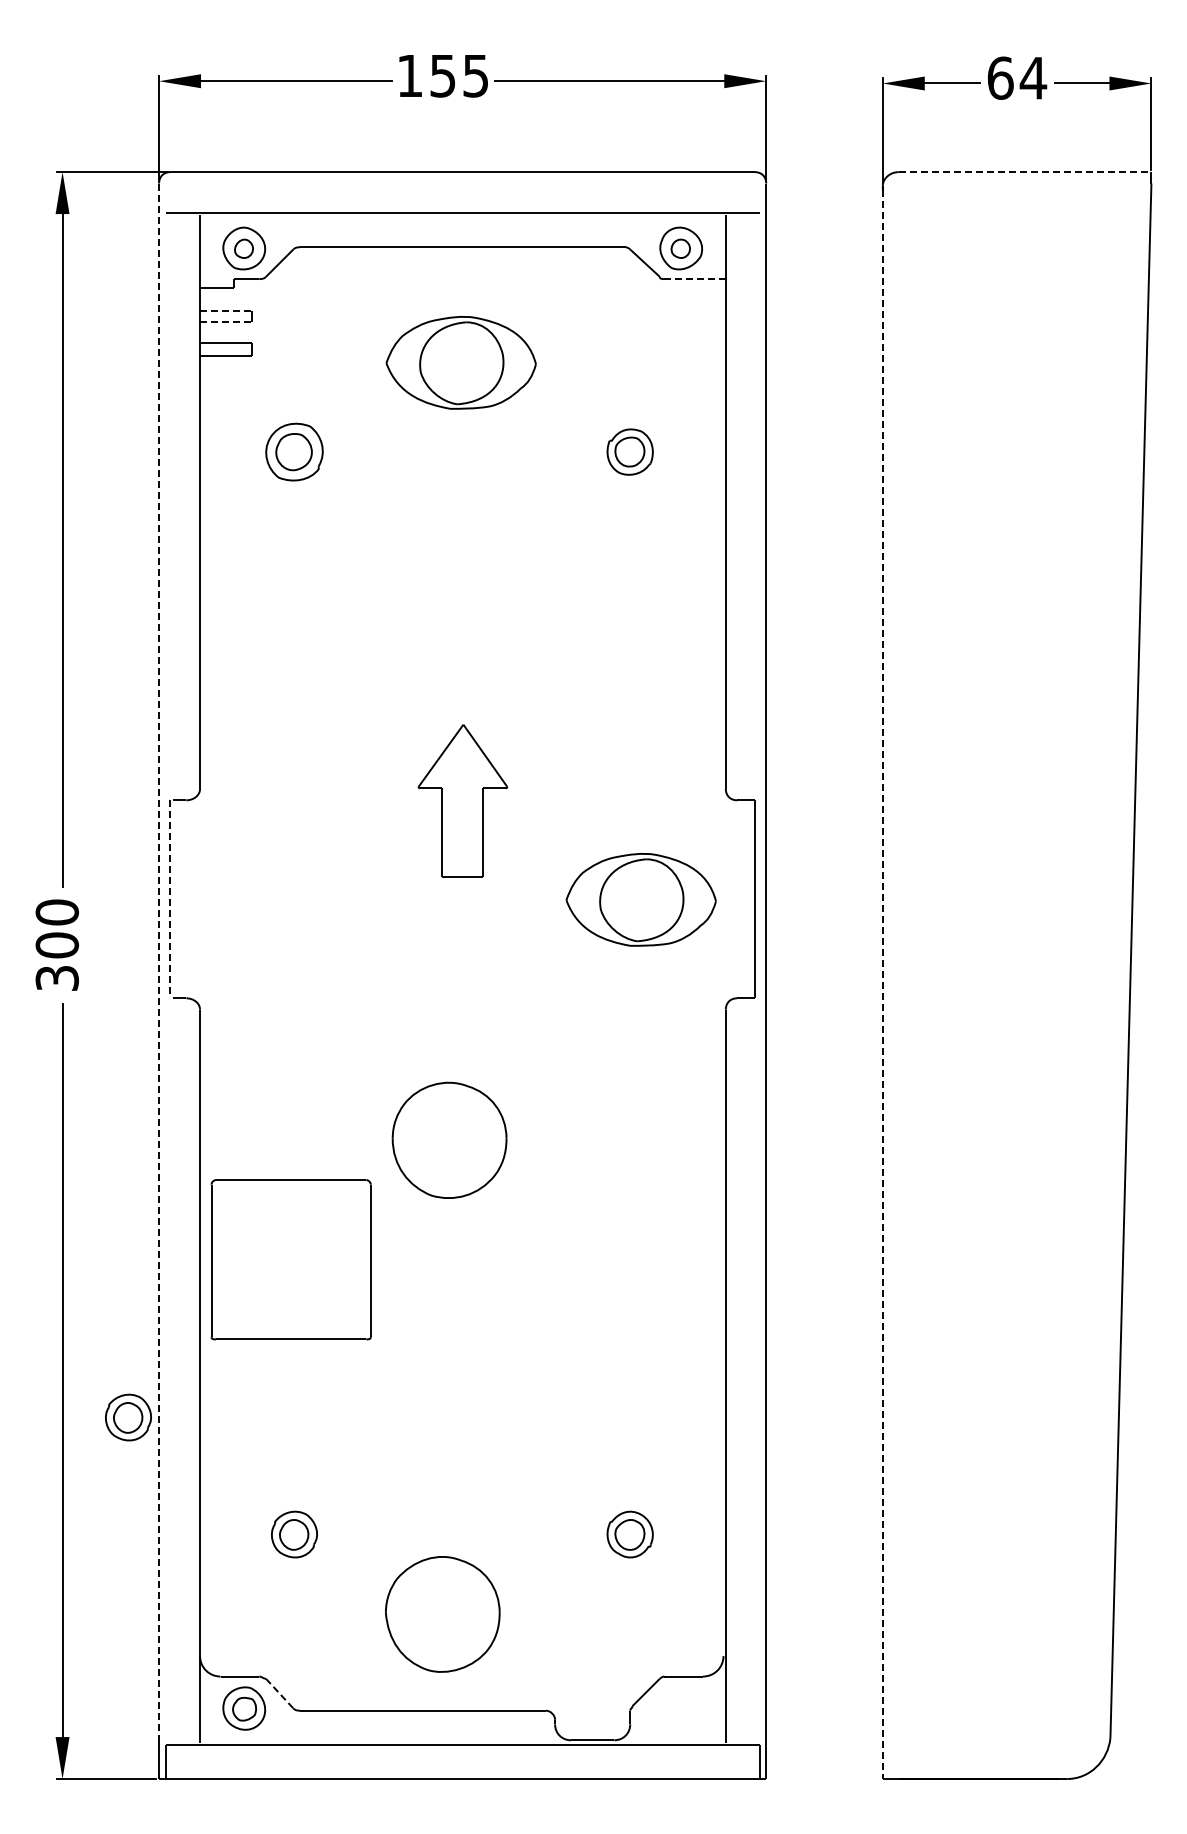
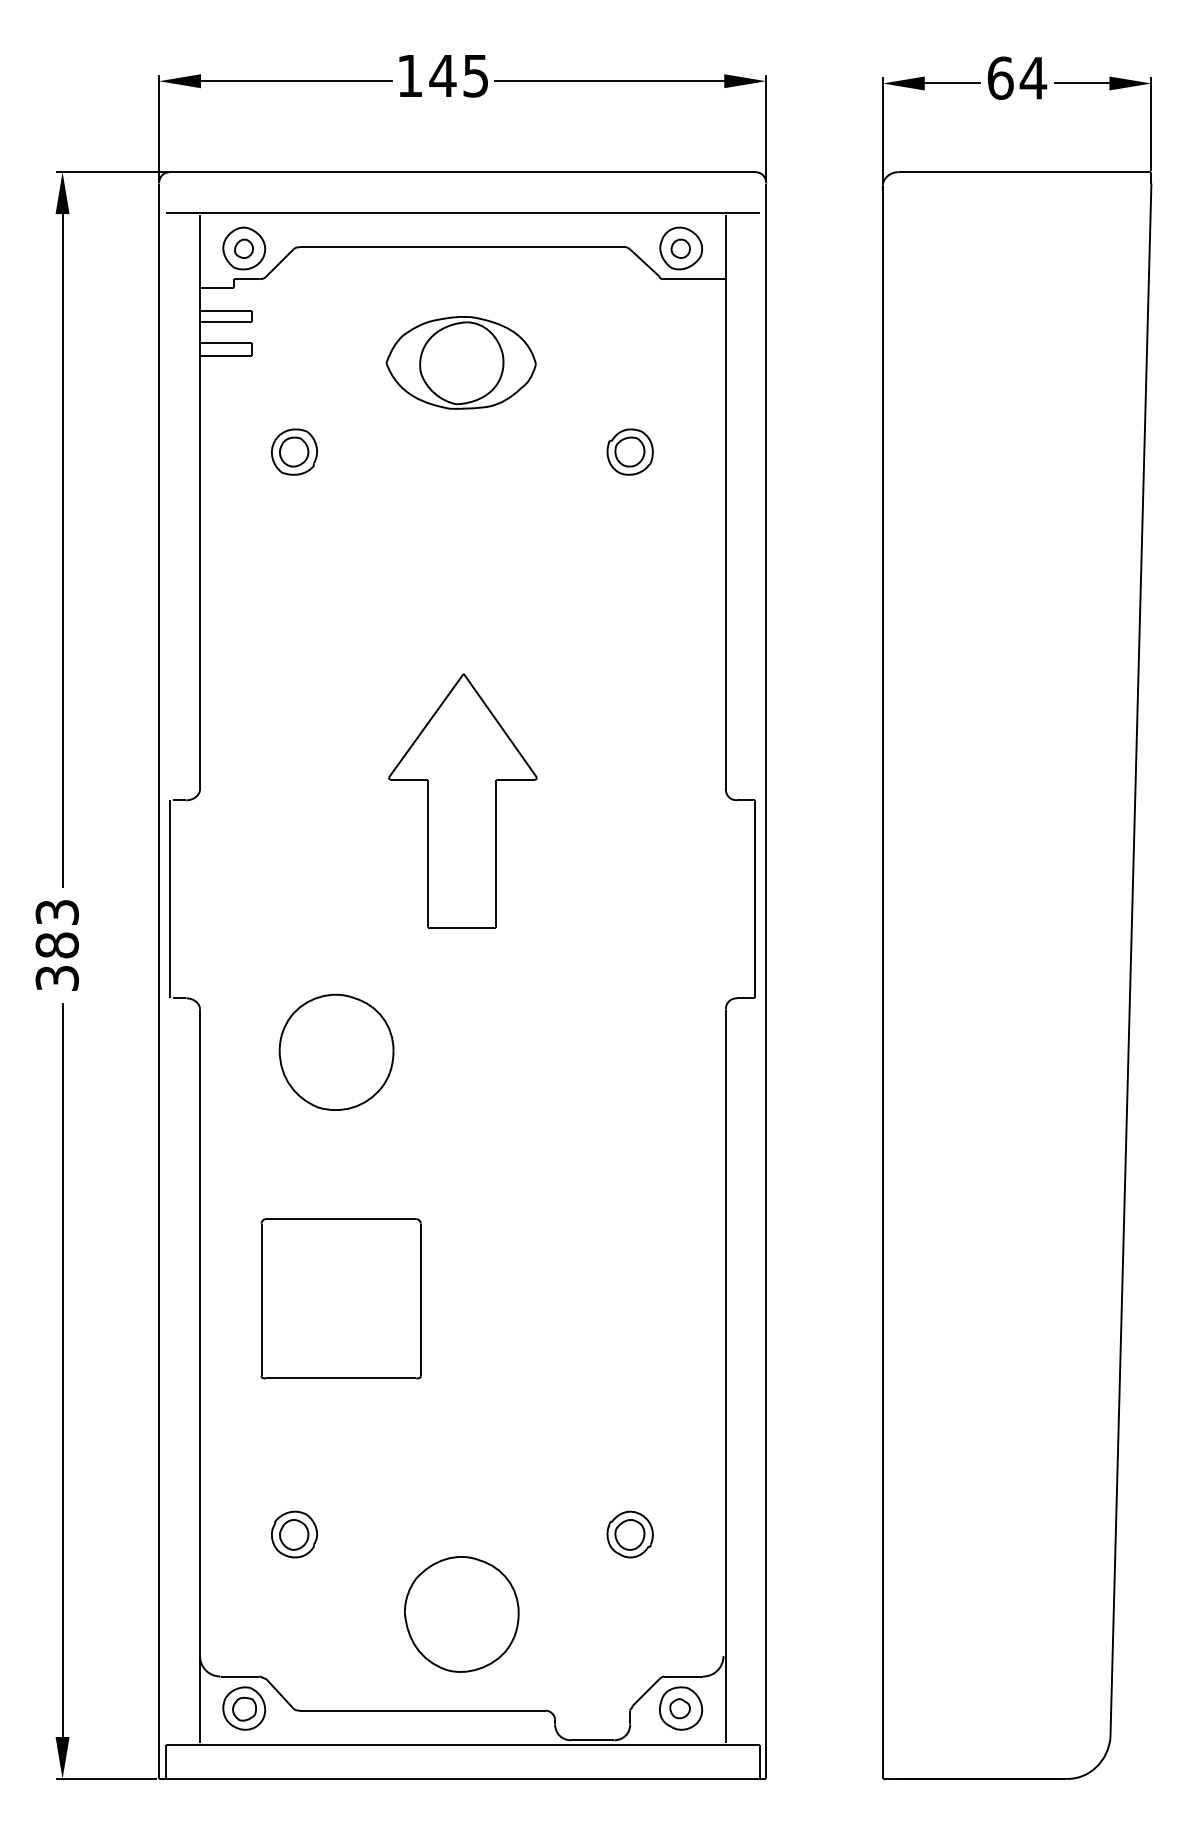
text: 155 -> 145 (442, 76)
line: dashed -> solid (1025, 172)
line: dashed -> solid (695, 279)
line: dashed -> solid (226, 310)
line: dashed -> solid (226, 322)
part size: 59x60 px -> 47x48 px (294, 451)
part size: 92x154 px -> 150x256 px (462, 800)
line: dashed -> solid (170, 899)
part: present -> none (640, 899)
text: 300 -> 383 (56, 928)
line: dashed -> solid (159, 961)
line: dashed -> solid (882, 985)
part position: (449, 1139) -> (336, 1051) (336, 1051)
part position: (290, 1259) -> (340, 1298) (340, 1298)
part: present -> none (128, 1417)
part position: (442, 1614) -> (461, 1614) (461, 1614)
line: dashed -> solid (280, 1693)
part: none -> present (681, 1708)
